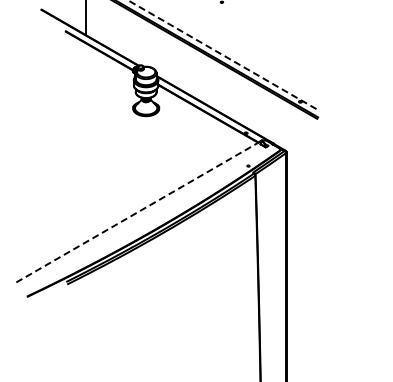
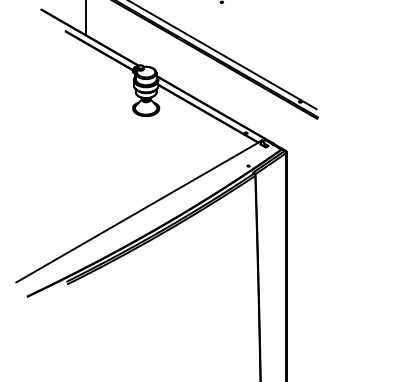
line: dashed -> solid (222, 54)
line: dashed -> solid (138, 211)
